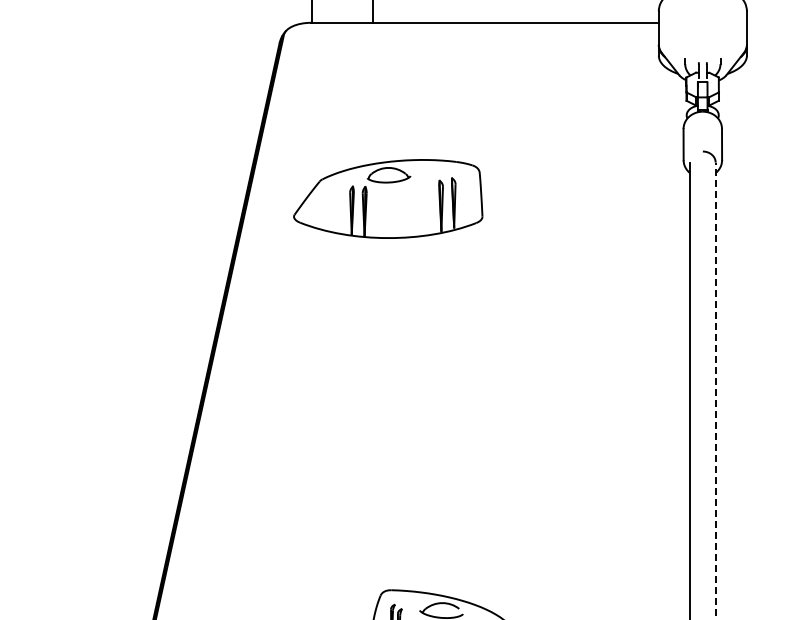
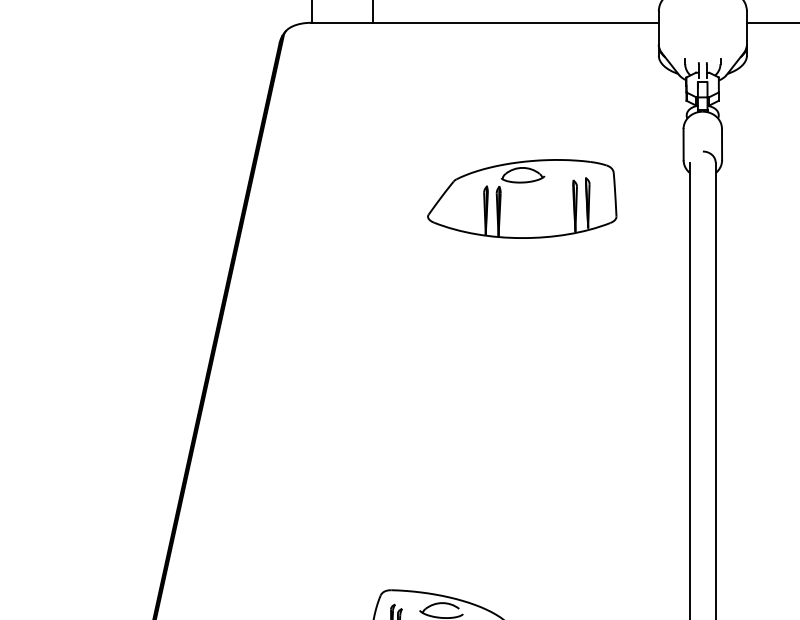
line: none -> present (771, 22)
part position: (388, 198) -> (522, 198) (522, 198)
line: dashed -> solid (715, 390)
